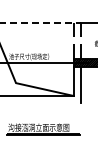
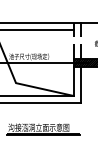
line: dashed -> solid (41, 23)
line: none -> present (38, 29)
line: none -> present (41, 102)
